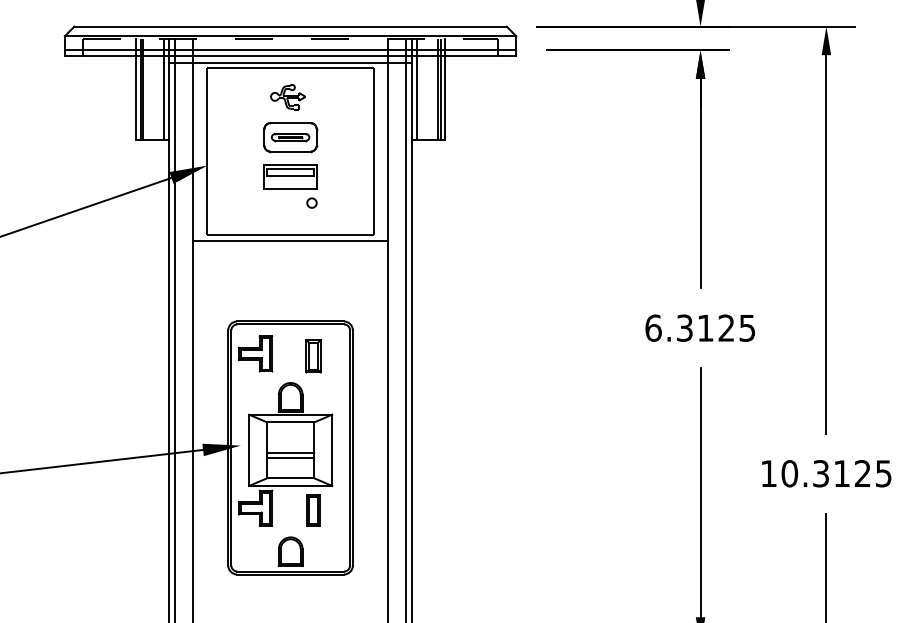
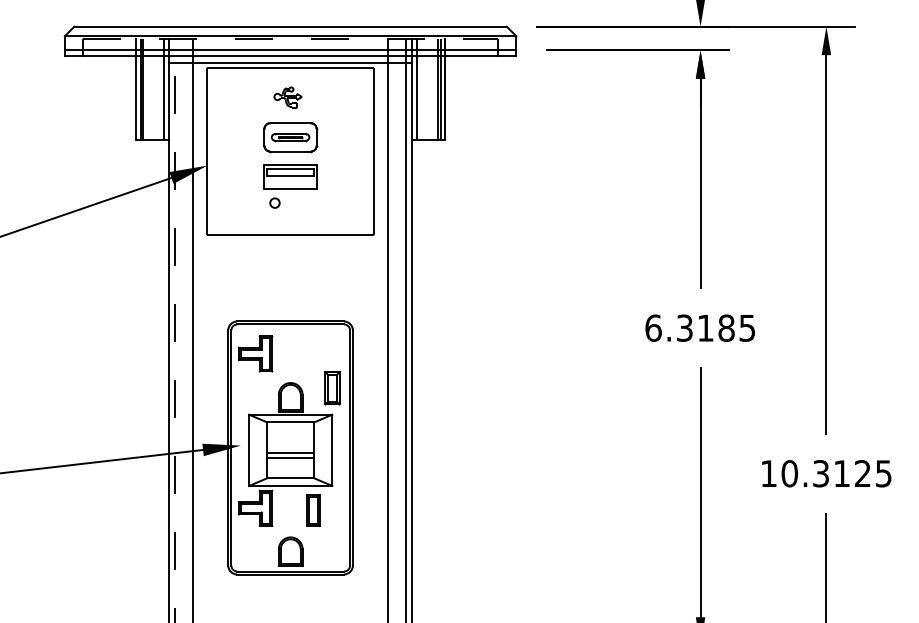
part size: 36x27 px -> 30x23 px (287, 97)
part position: (311, 202) -> (274, 202) (274, 202)
line: present -> none (290, 240)
text: 6.3125 -> 6.3185 (726, 327)
line: solid -> dashed (175, 330)
part position: (313, 356) -> (332, 388) (332, 388)
